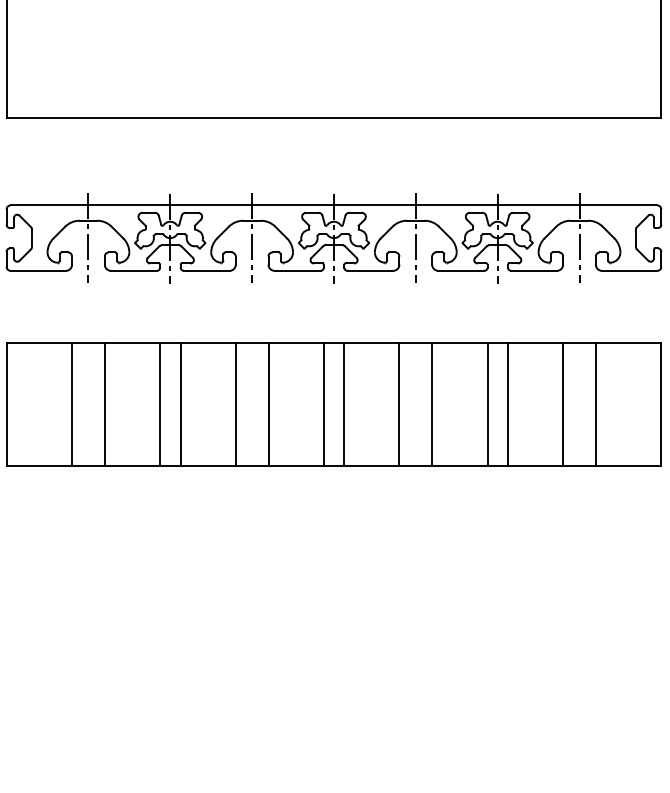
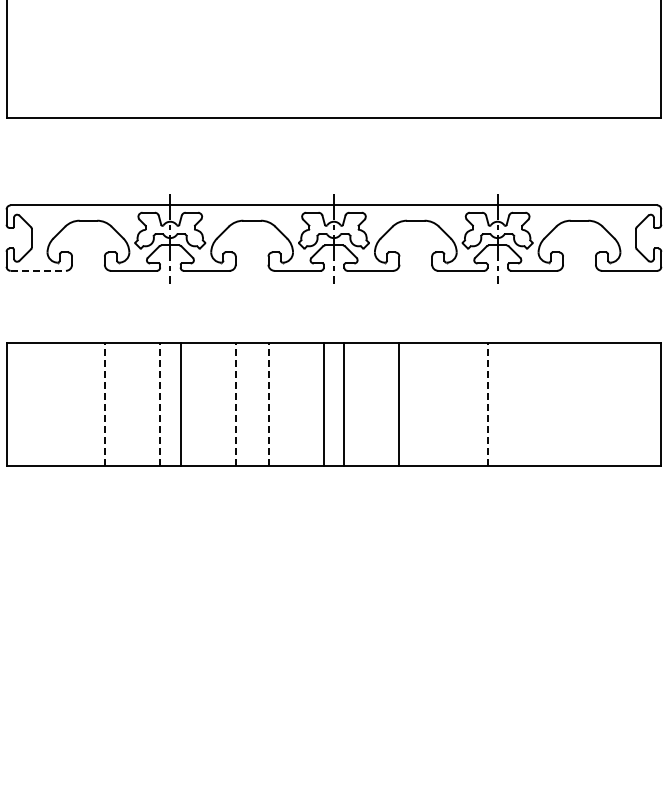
line: present -> none (88, 238)
line: present -> none (252, 238)
line: present -> none (415, 238)
line: present -> none (579, 238)
line: solid -> dashed (38, 270)
line: present -> none (72, 404)
line: solid -> dashed (104, 404)
line: solid -> dashed (160, 404)
line: solid -> dashed (235, 404)
line: solid -> dashed (268, 404)
line: present -> none (432, 404)
line: solid -> dashed (487, 404)
line: present -> none (508, 404)
line: present -> none (563, 404)
line: present -> none (595, 404)
